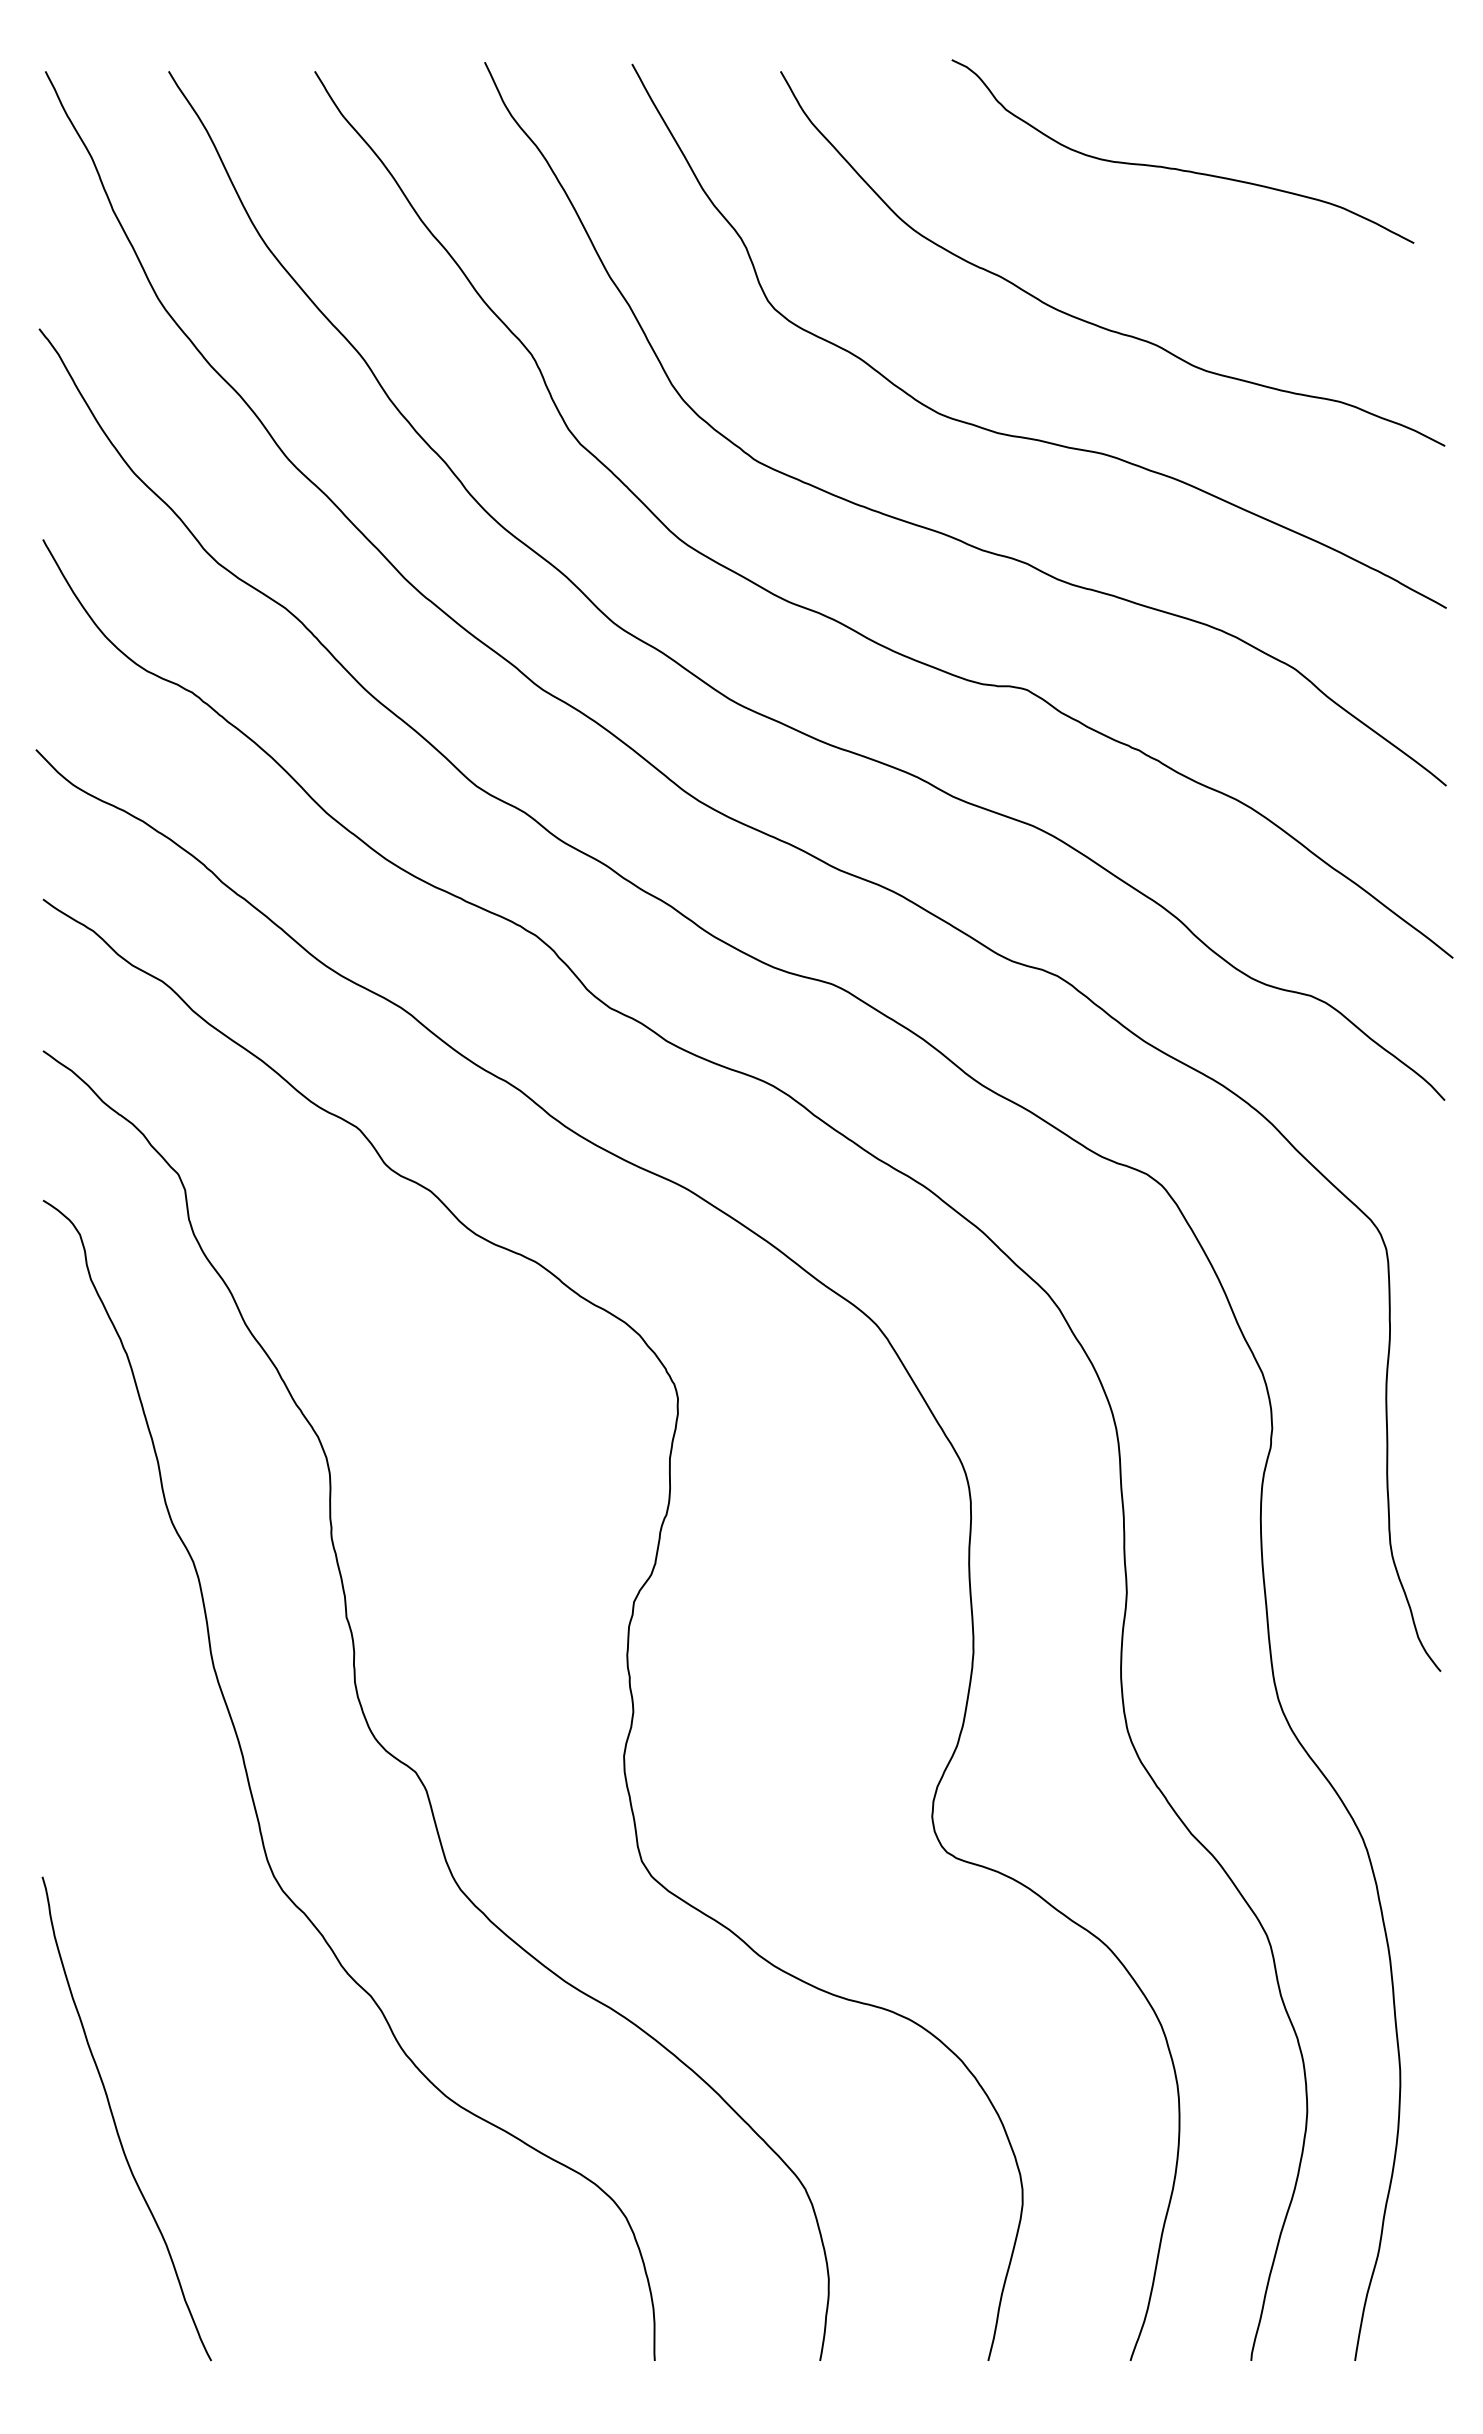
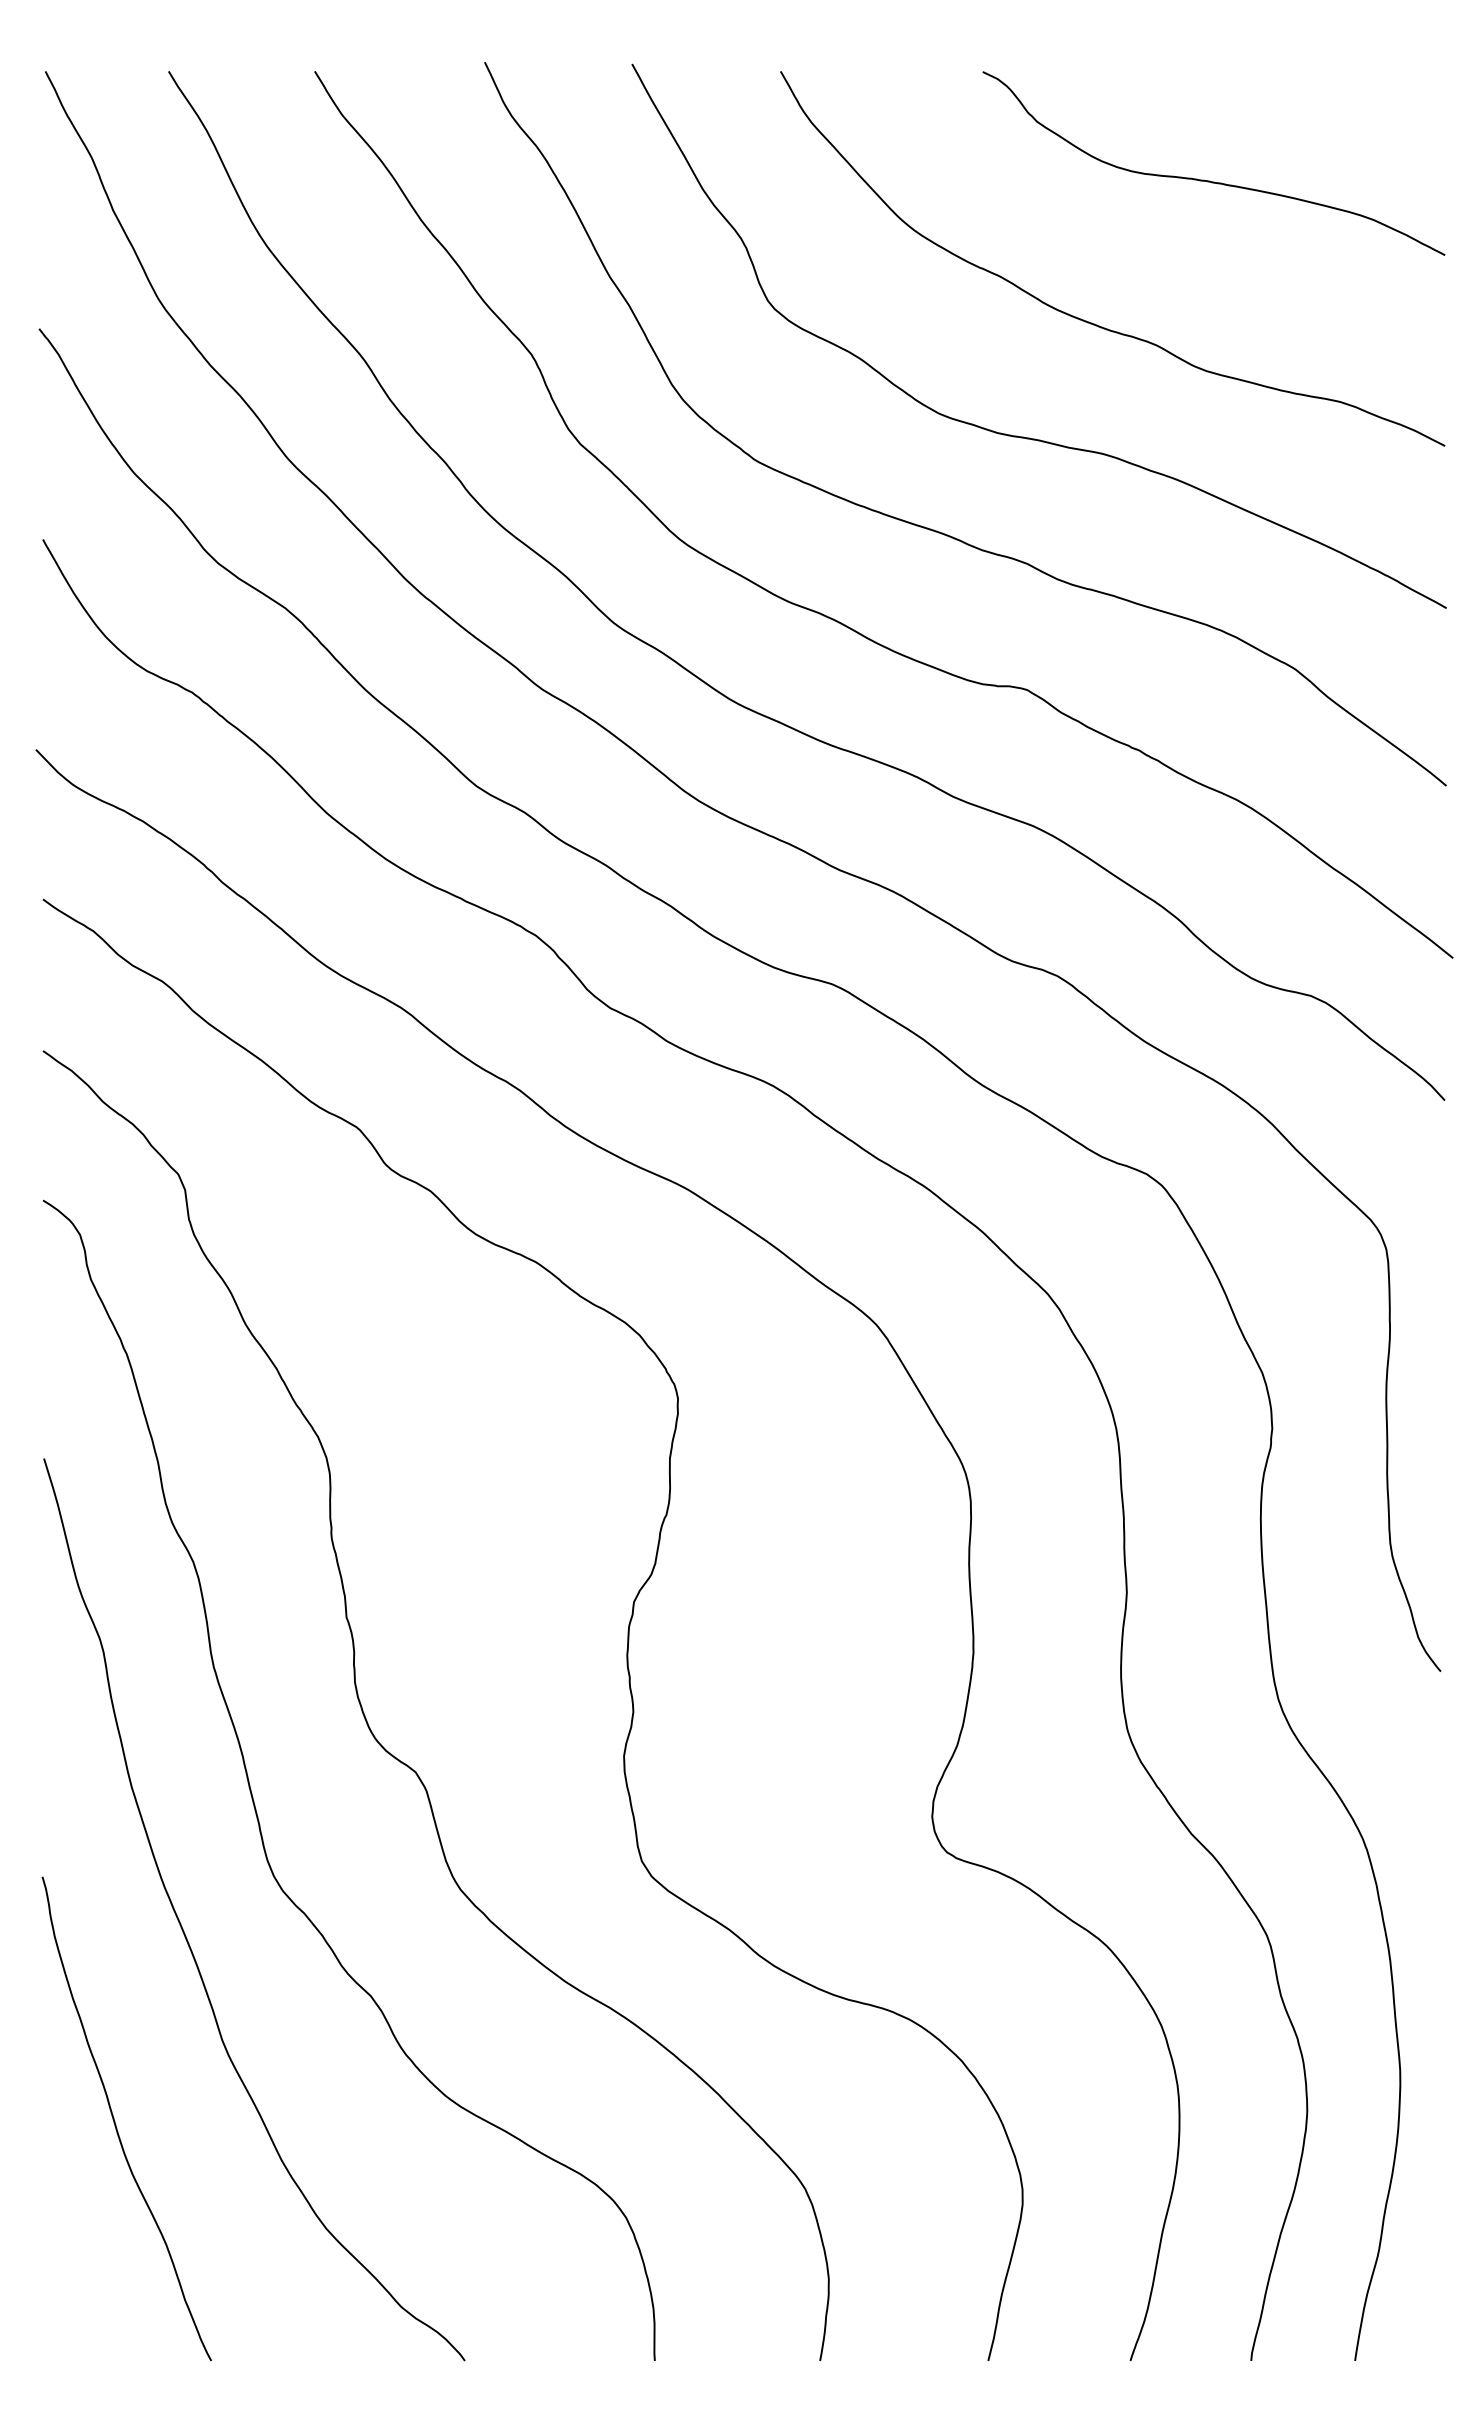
curve position: (1178, 168) -> (1209, 180) (1209, 180)
curve: none -> present (187, 1938)
